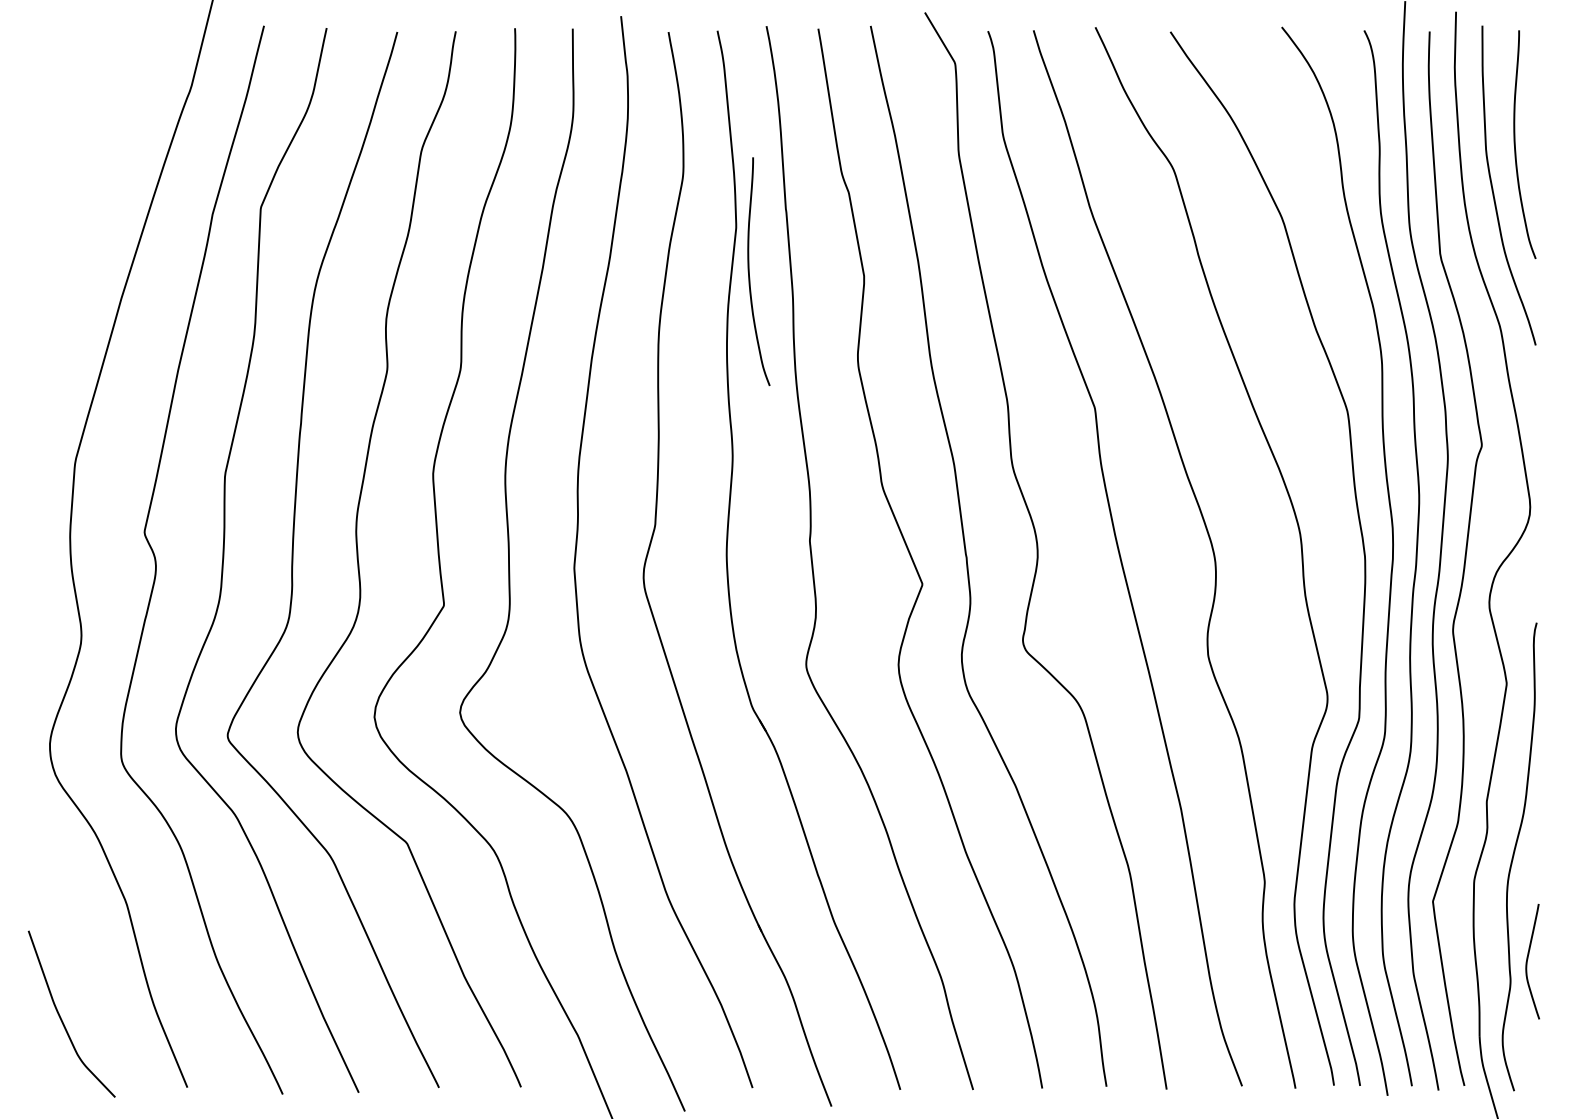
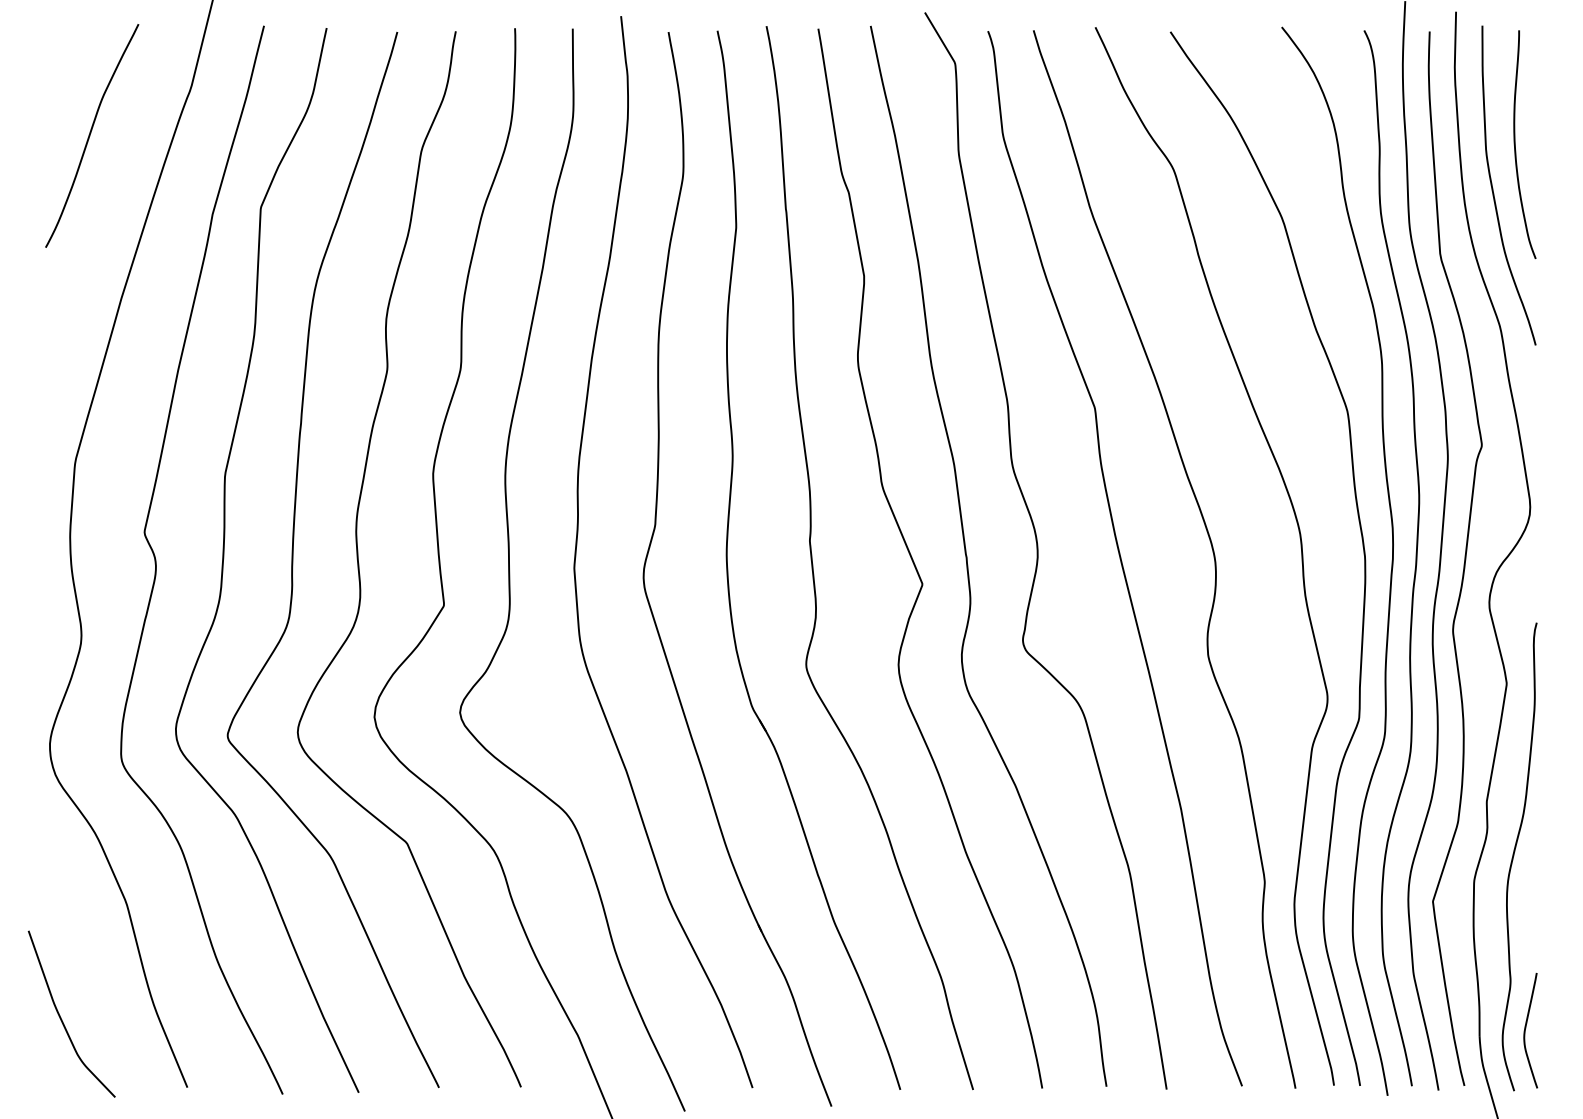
curve: none -> present (90, 135)
curve: present -> none (749, 271)
curve position: (1528, 959) -> (1526, 1028) (1526, 1028)
